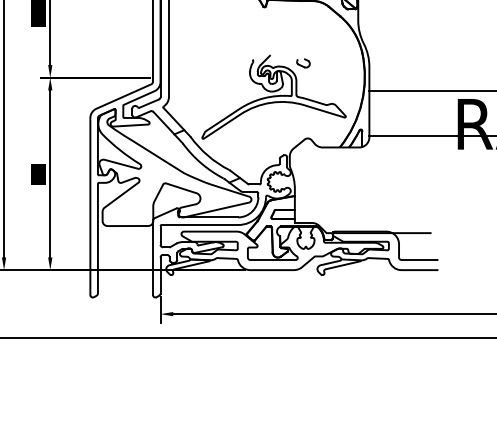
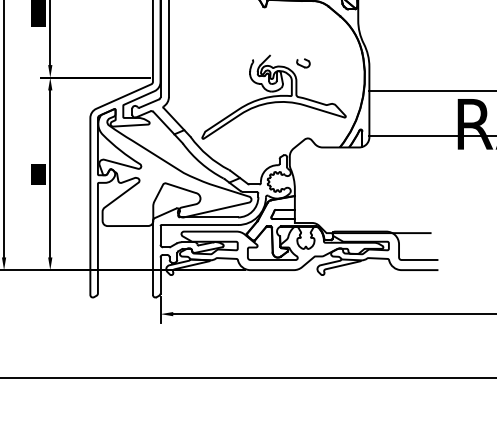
line position: (247, 337) -> (247, 377) (247, 377)
